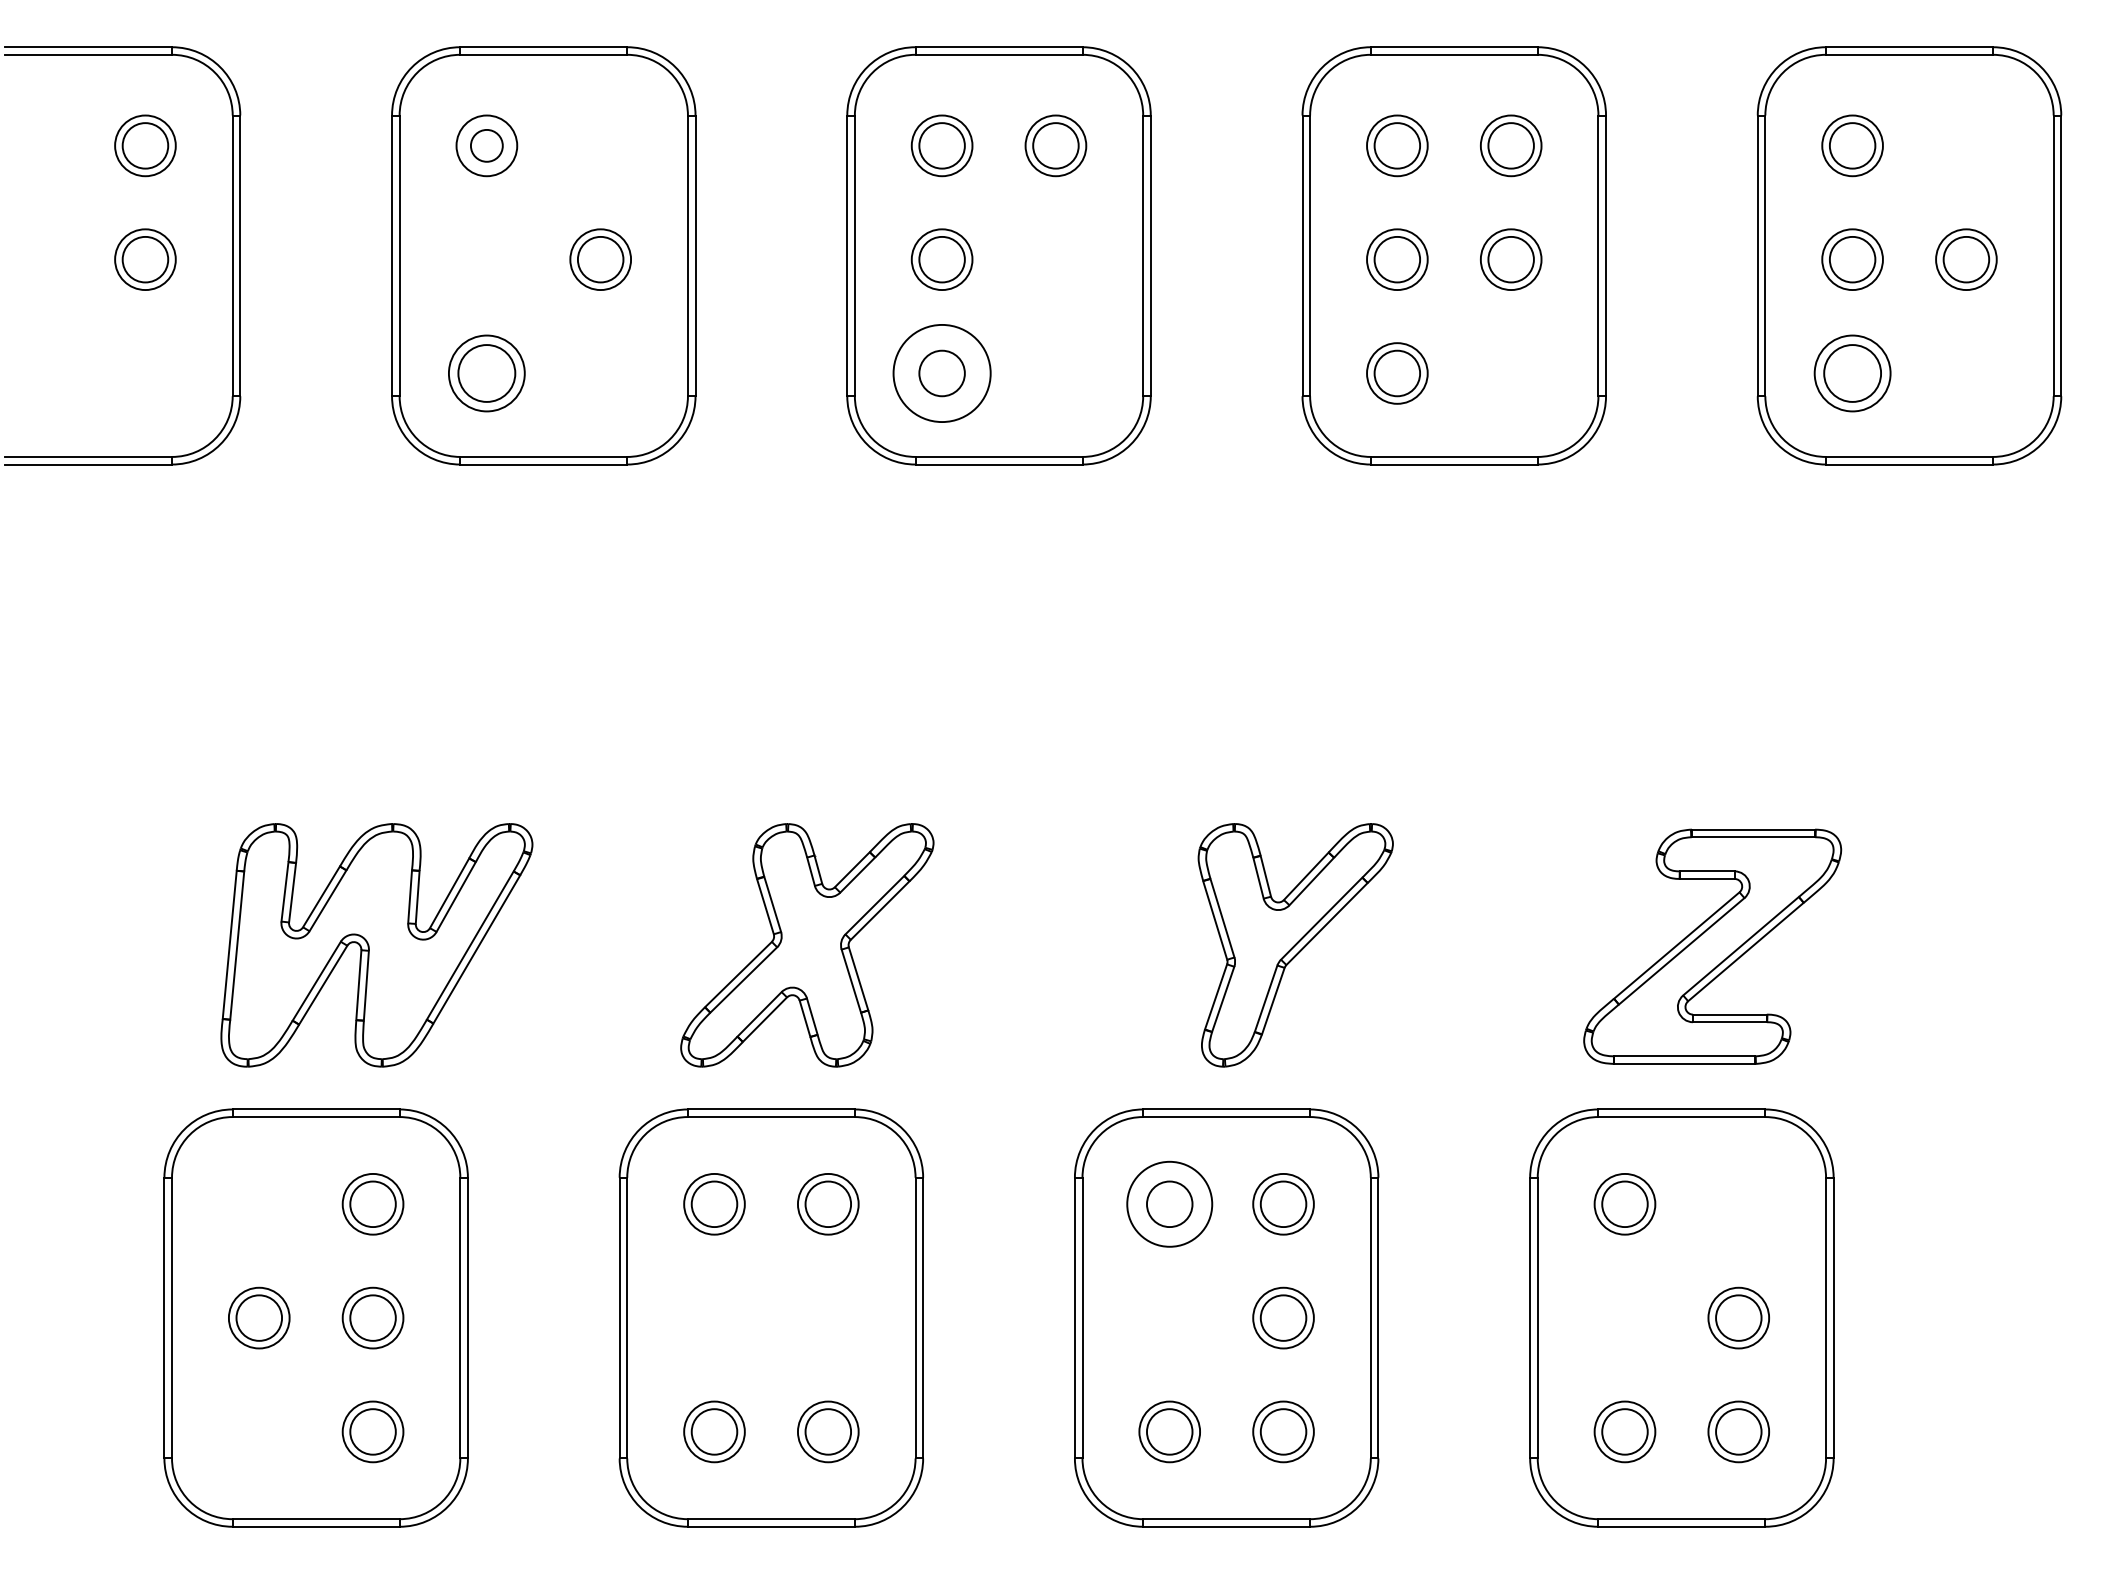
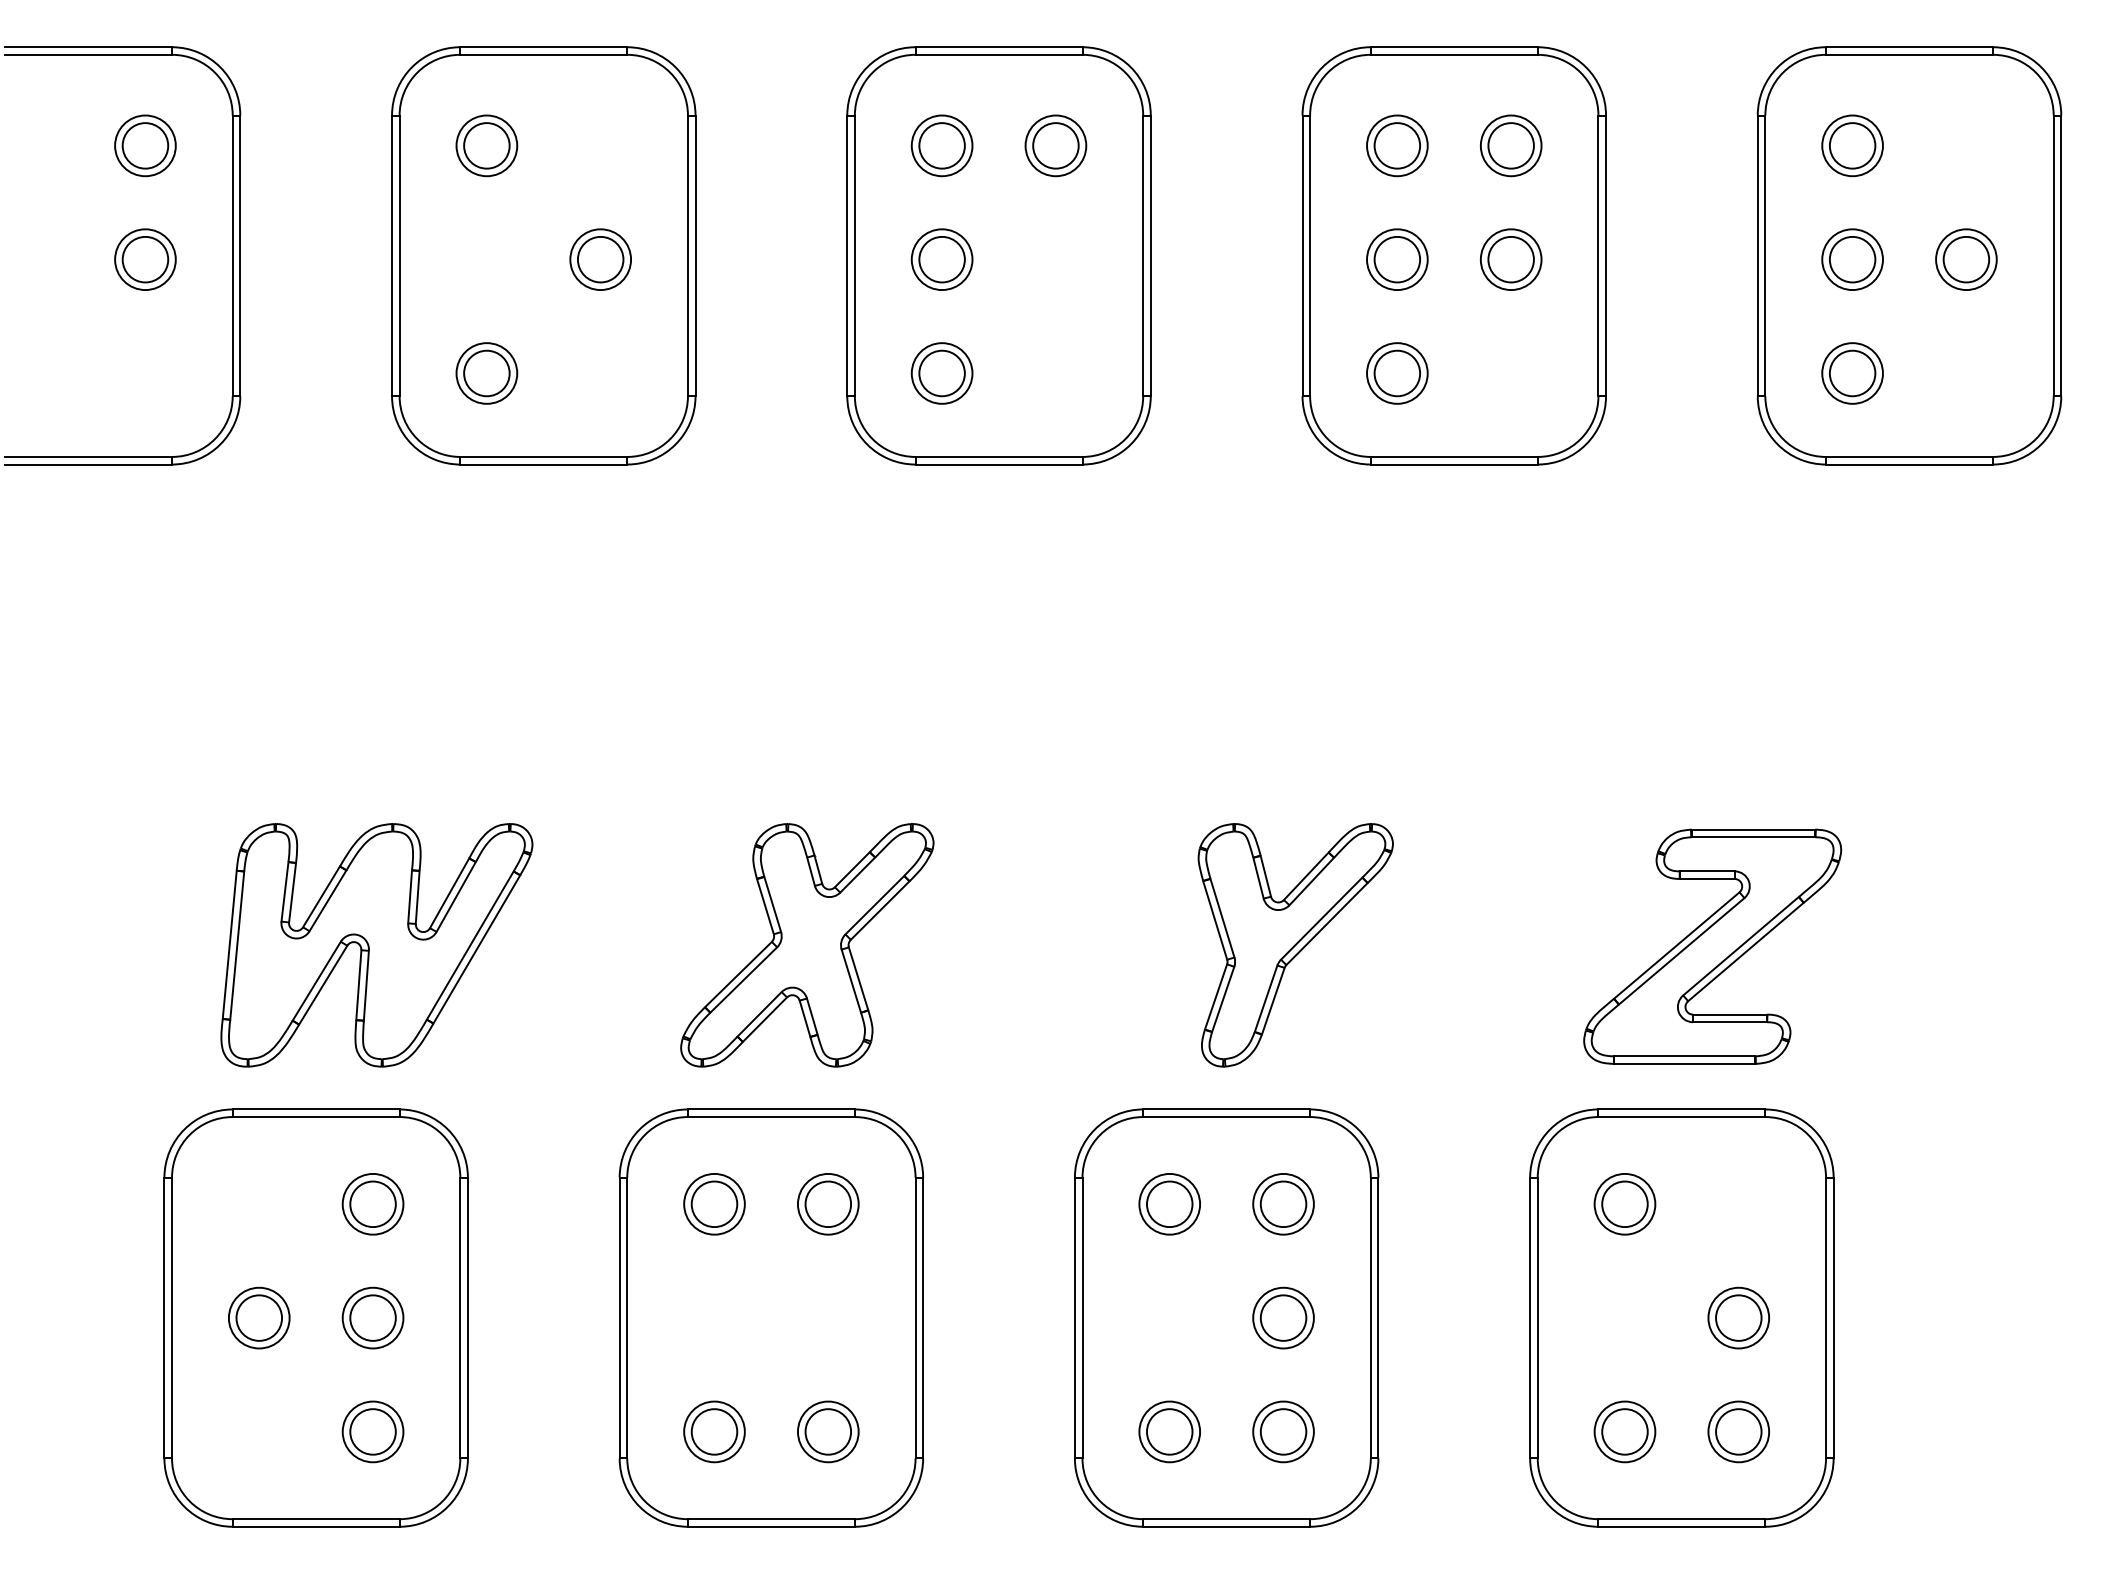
circle diameter: 32 px -> 46 px (486, 145)
part size: 78x79 px -> 64x63 px (486, 373)
circle diameter: 97 px -> 61 px (941, 373)
part size: 79x79 px -> 63x63 px (1852, 373)
circle diameter: 85 px -> 61 px (1169, 1203)
